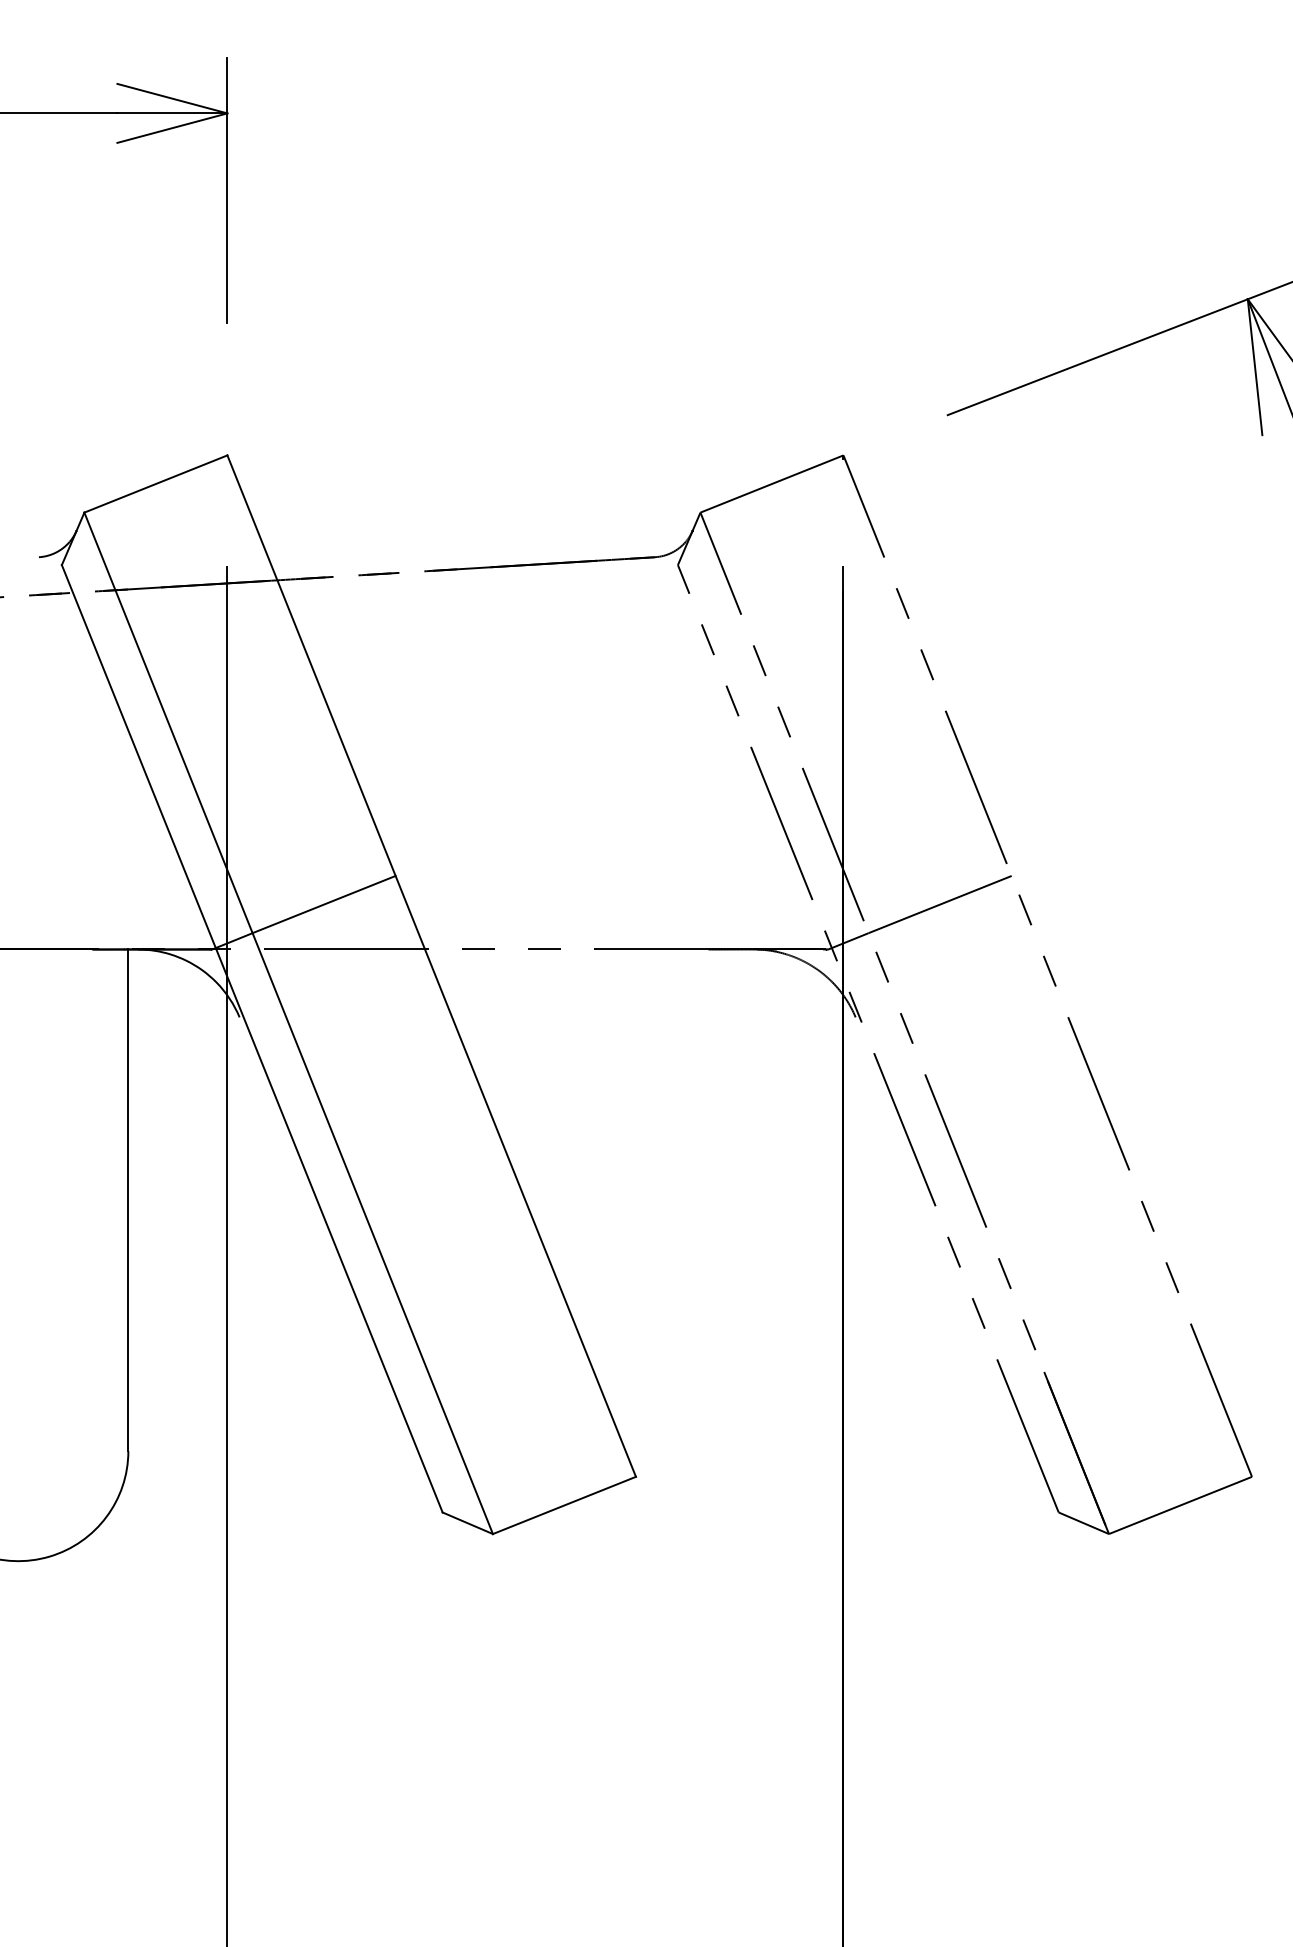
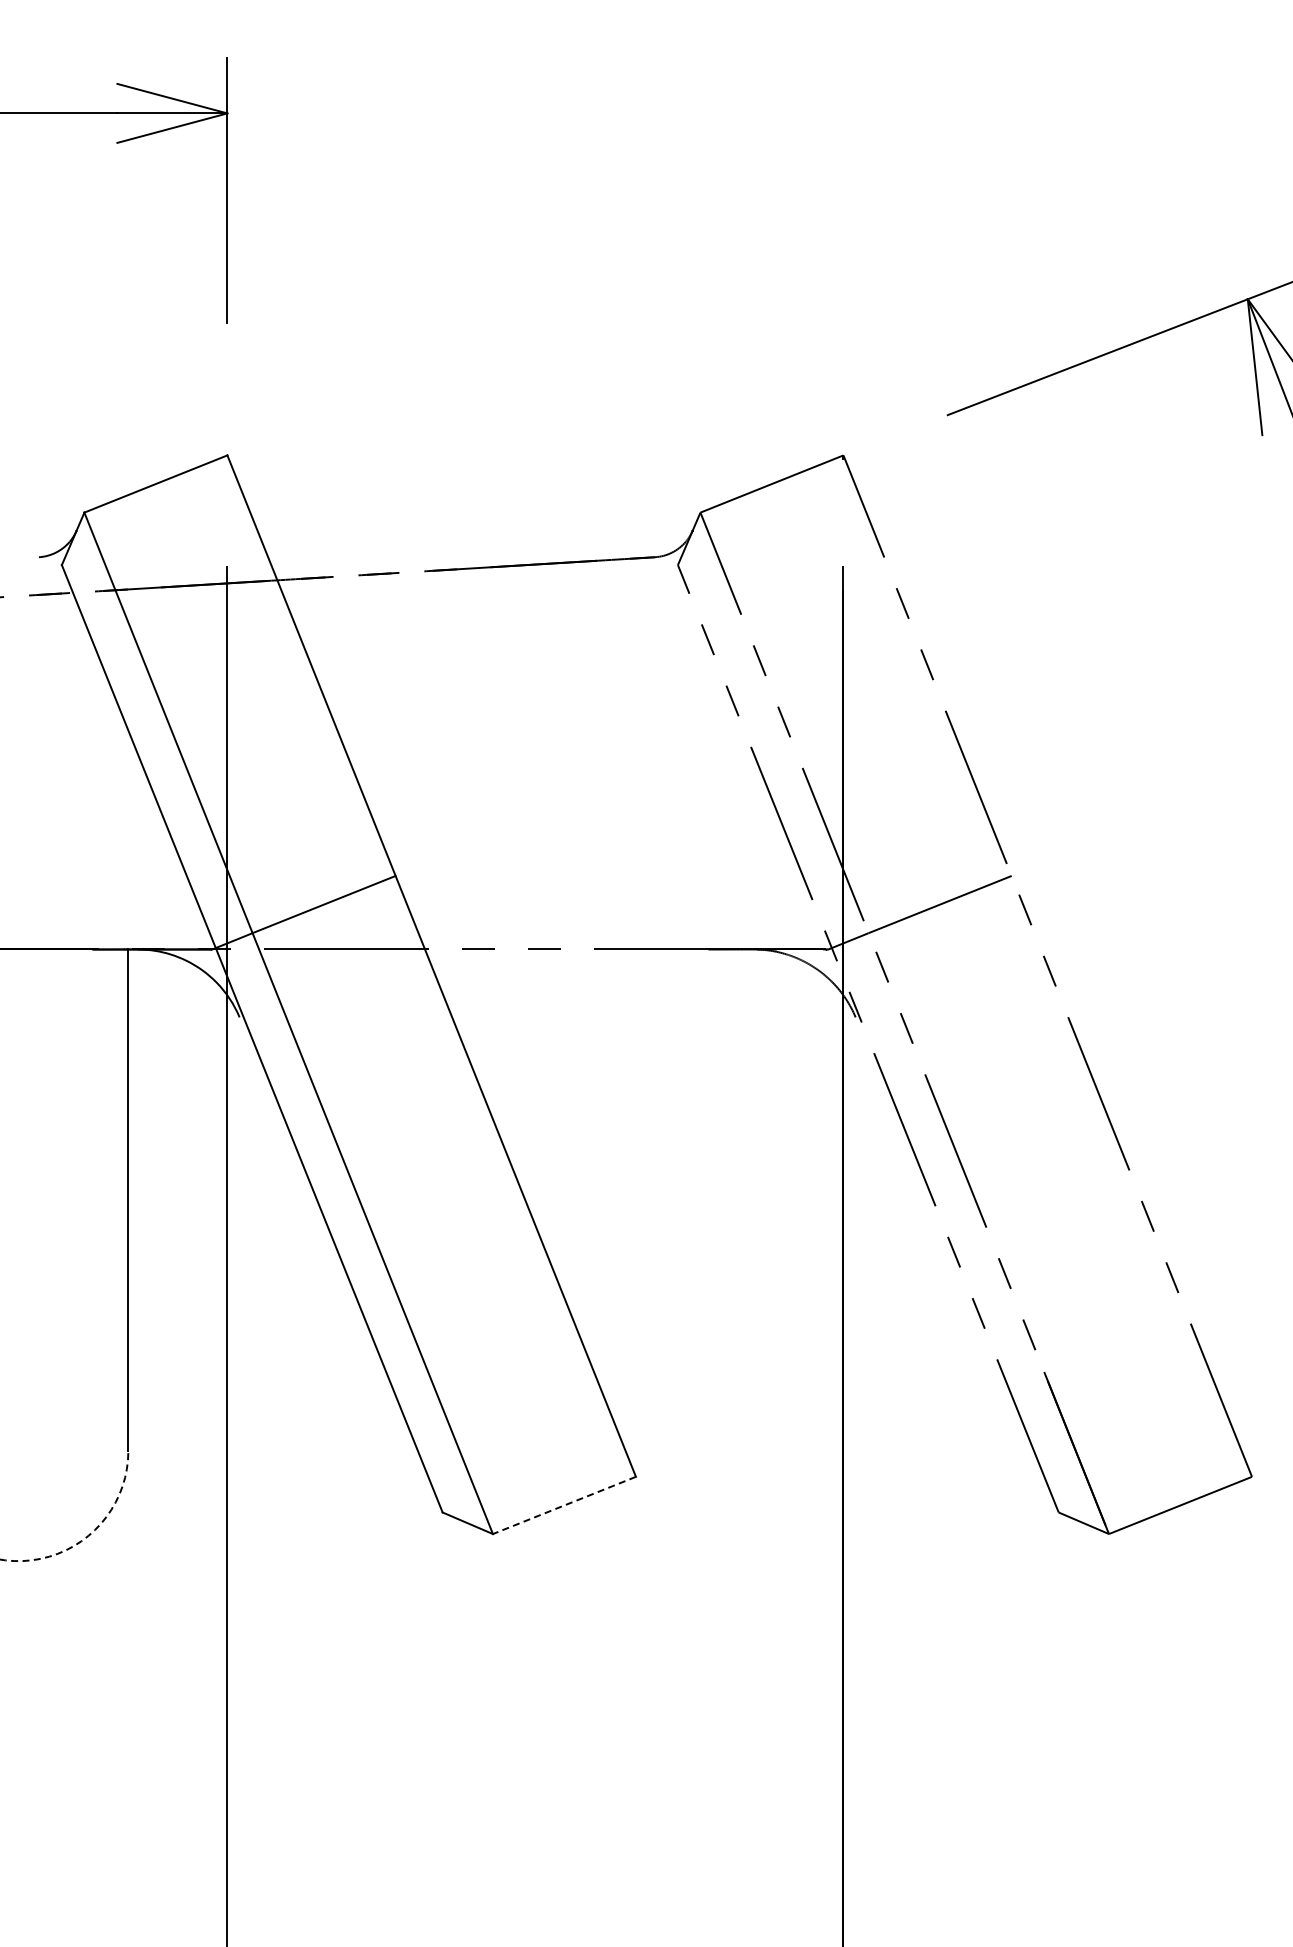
line: solid -> dashed (563, 1505)
arc: solid -> dashed (89, 1535)
